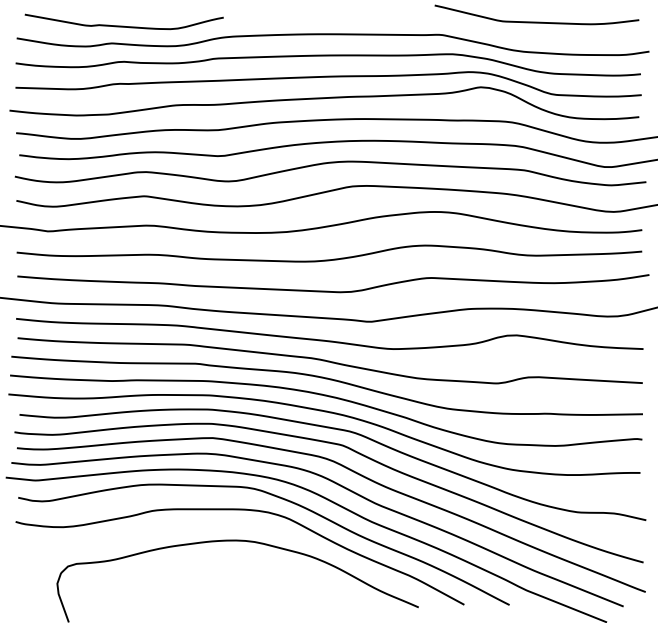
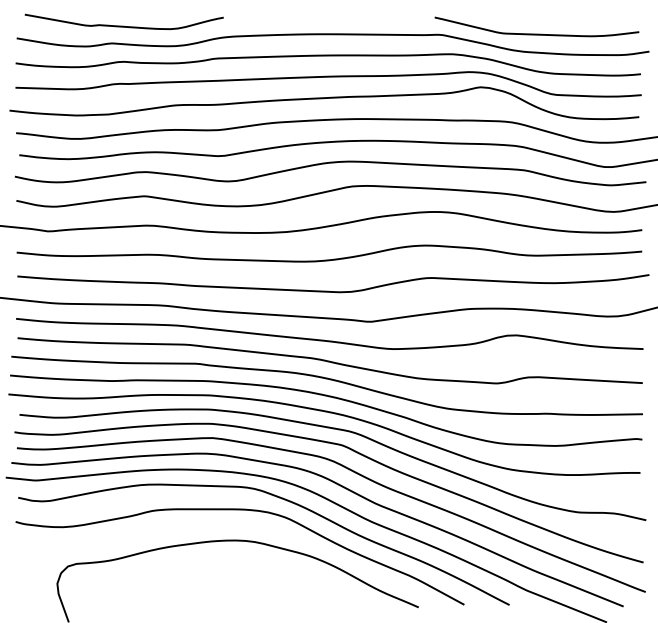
curve position: (536, 21) -> (536, 33) (536, 33)
